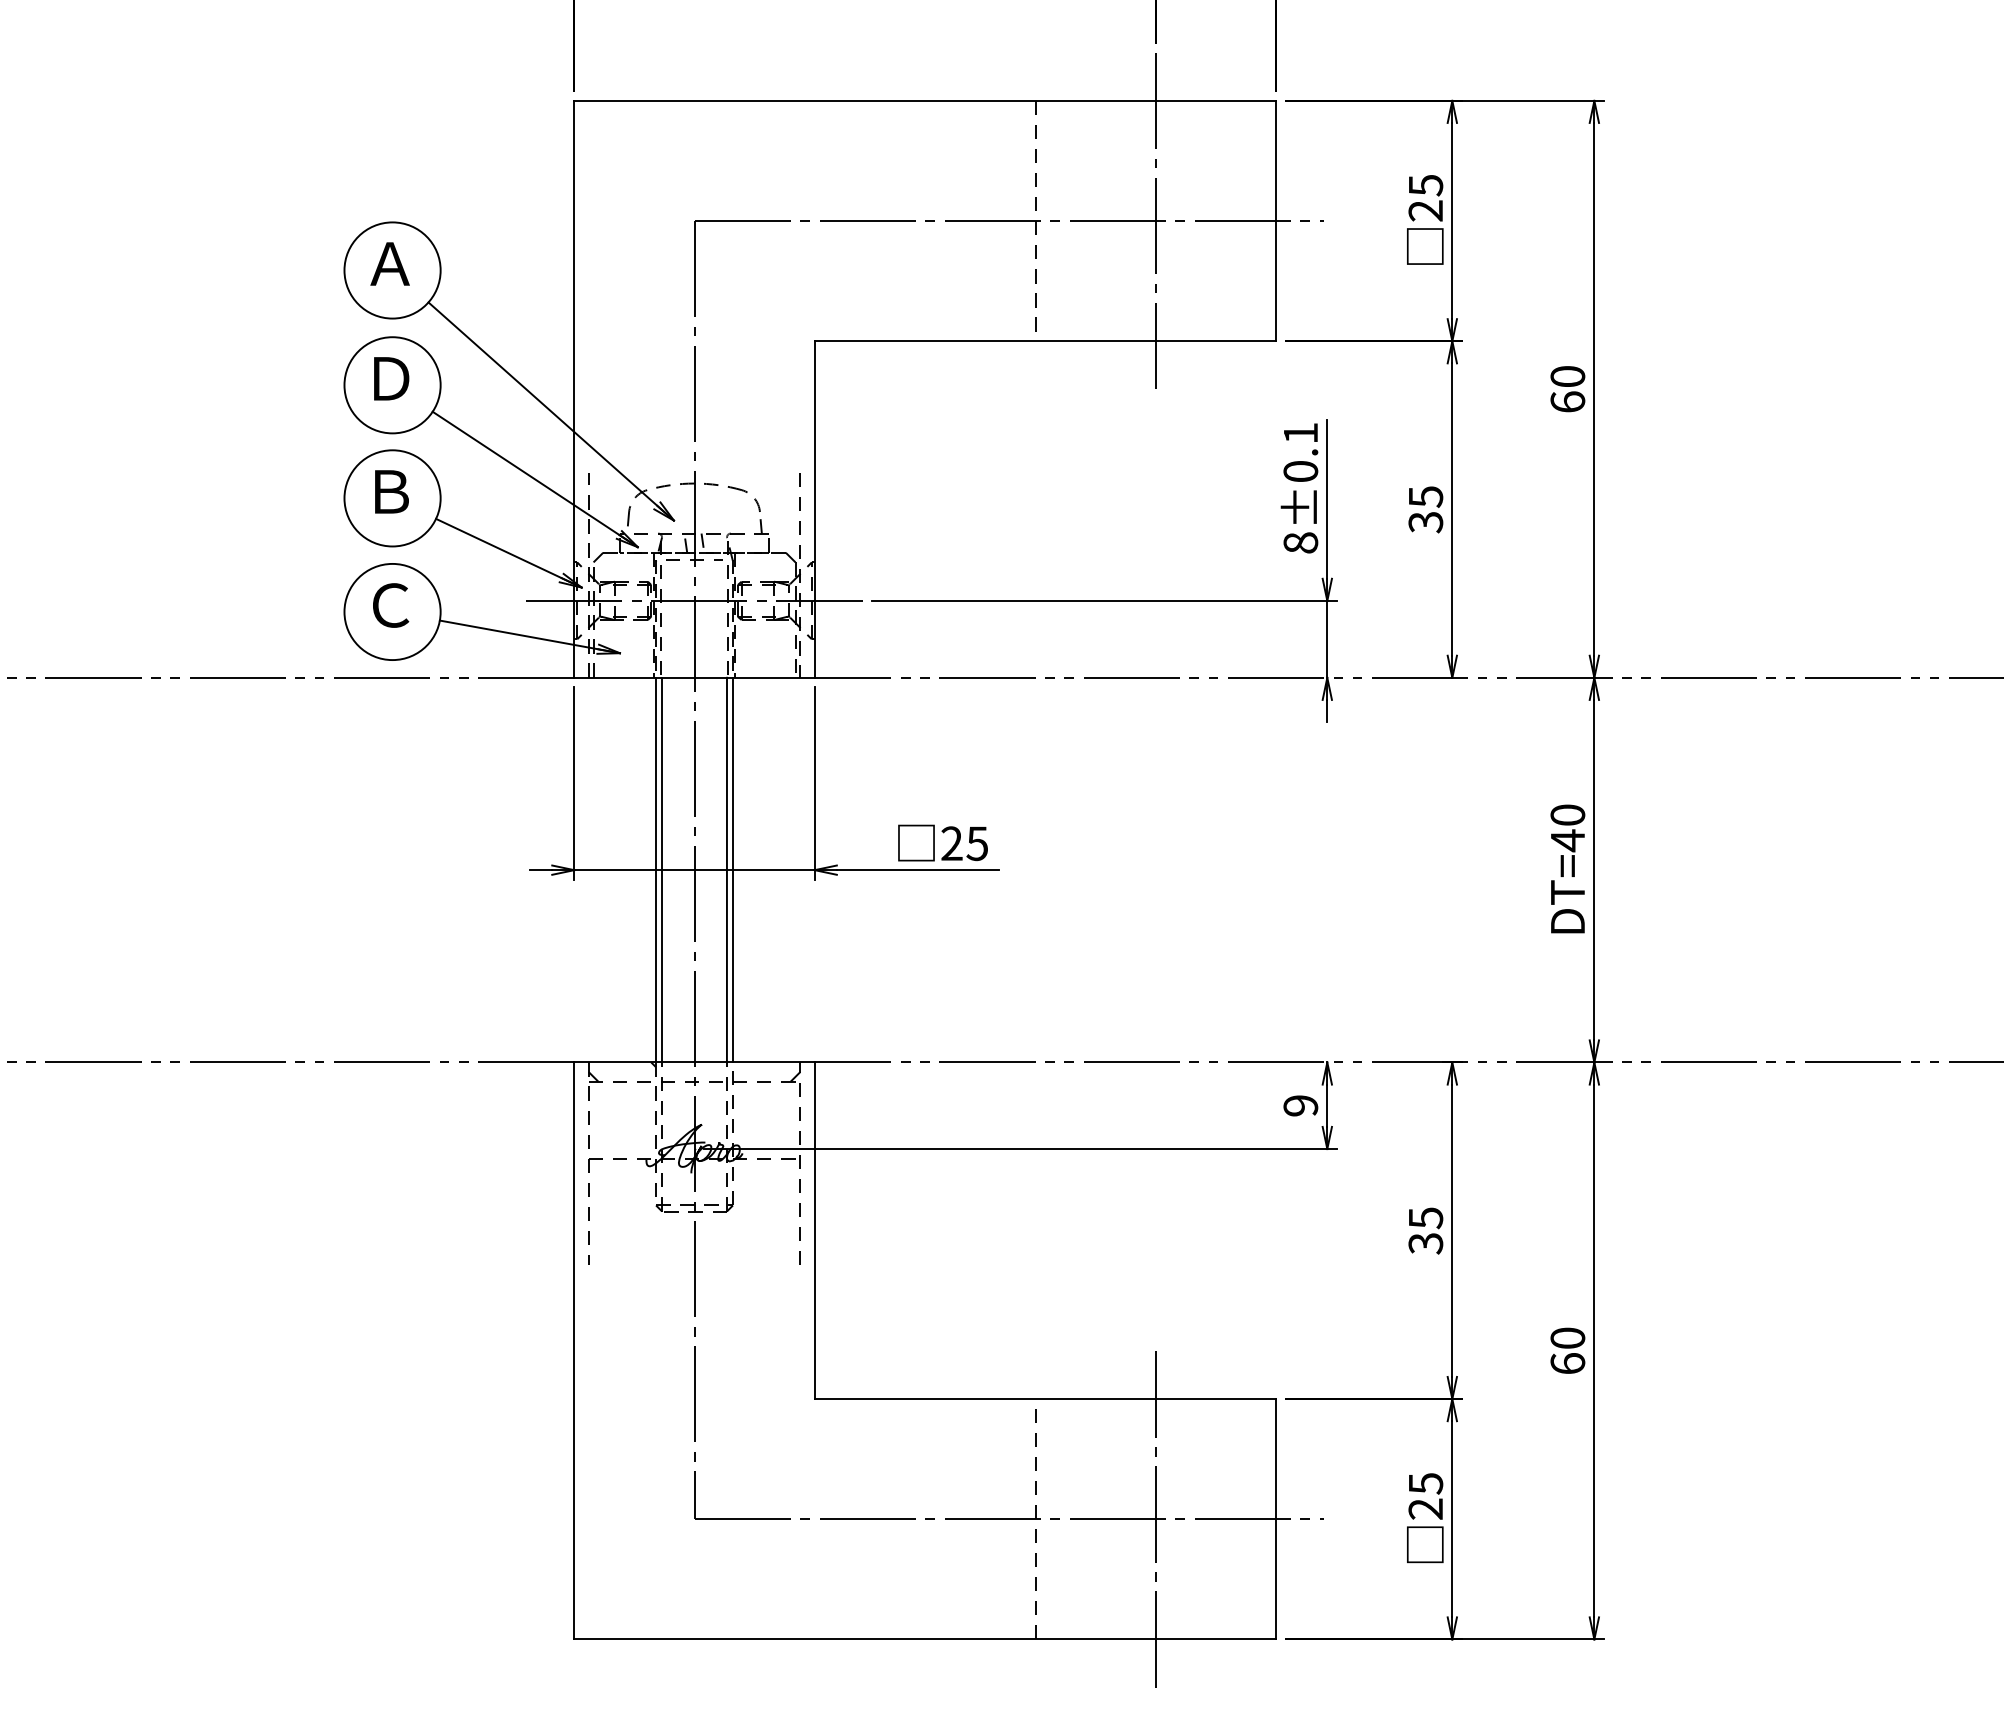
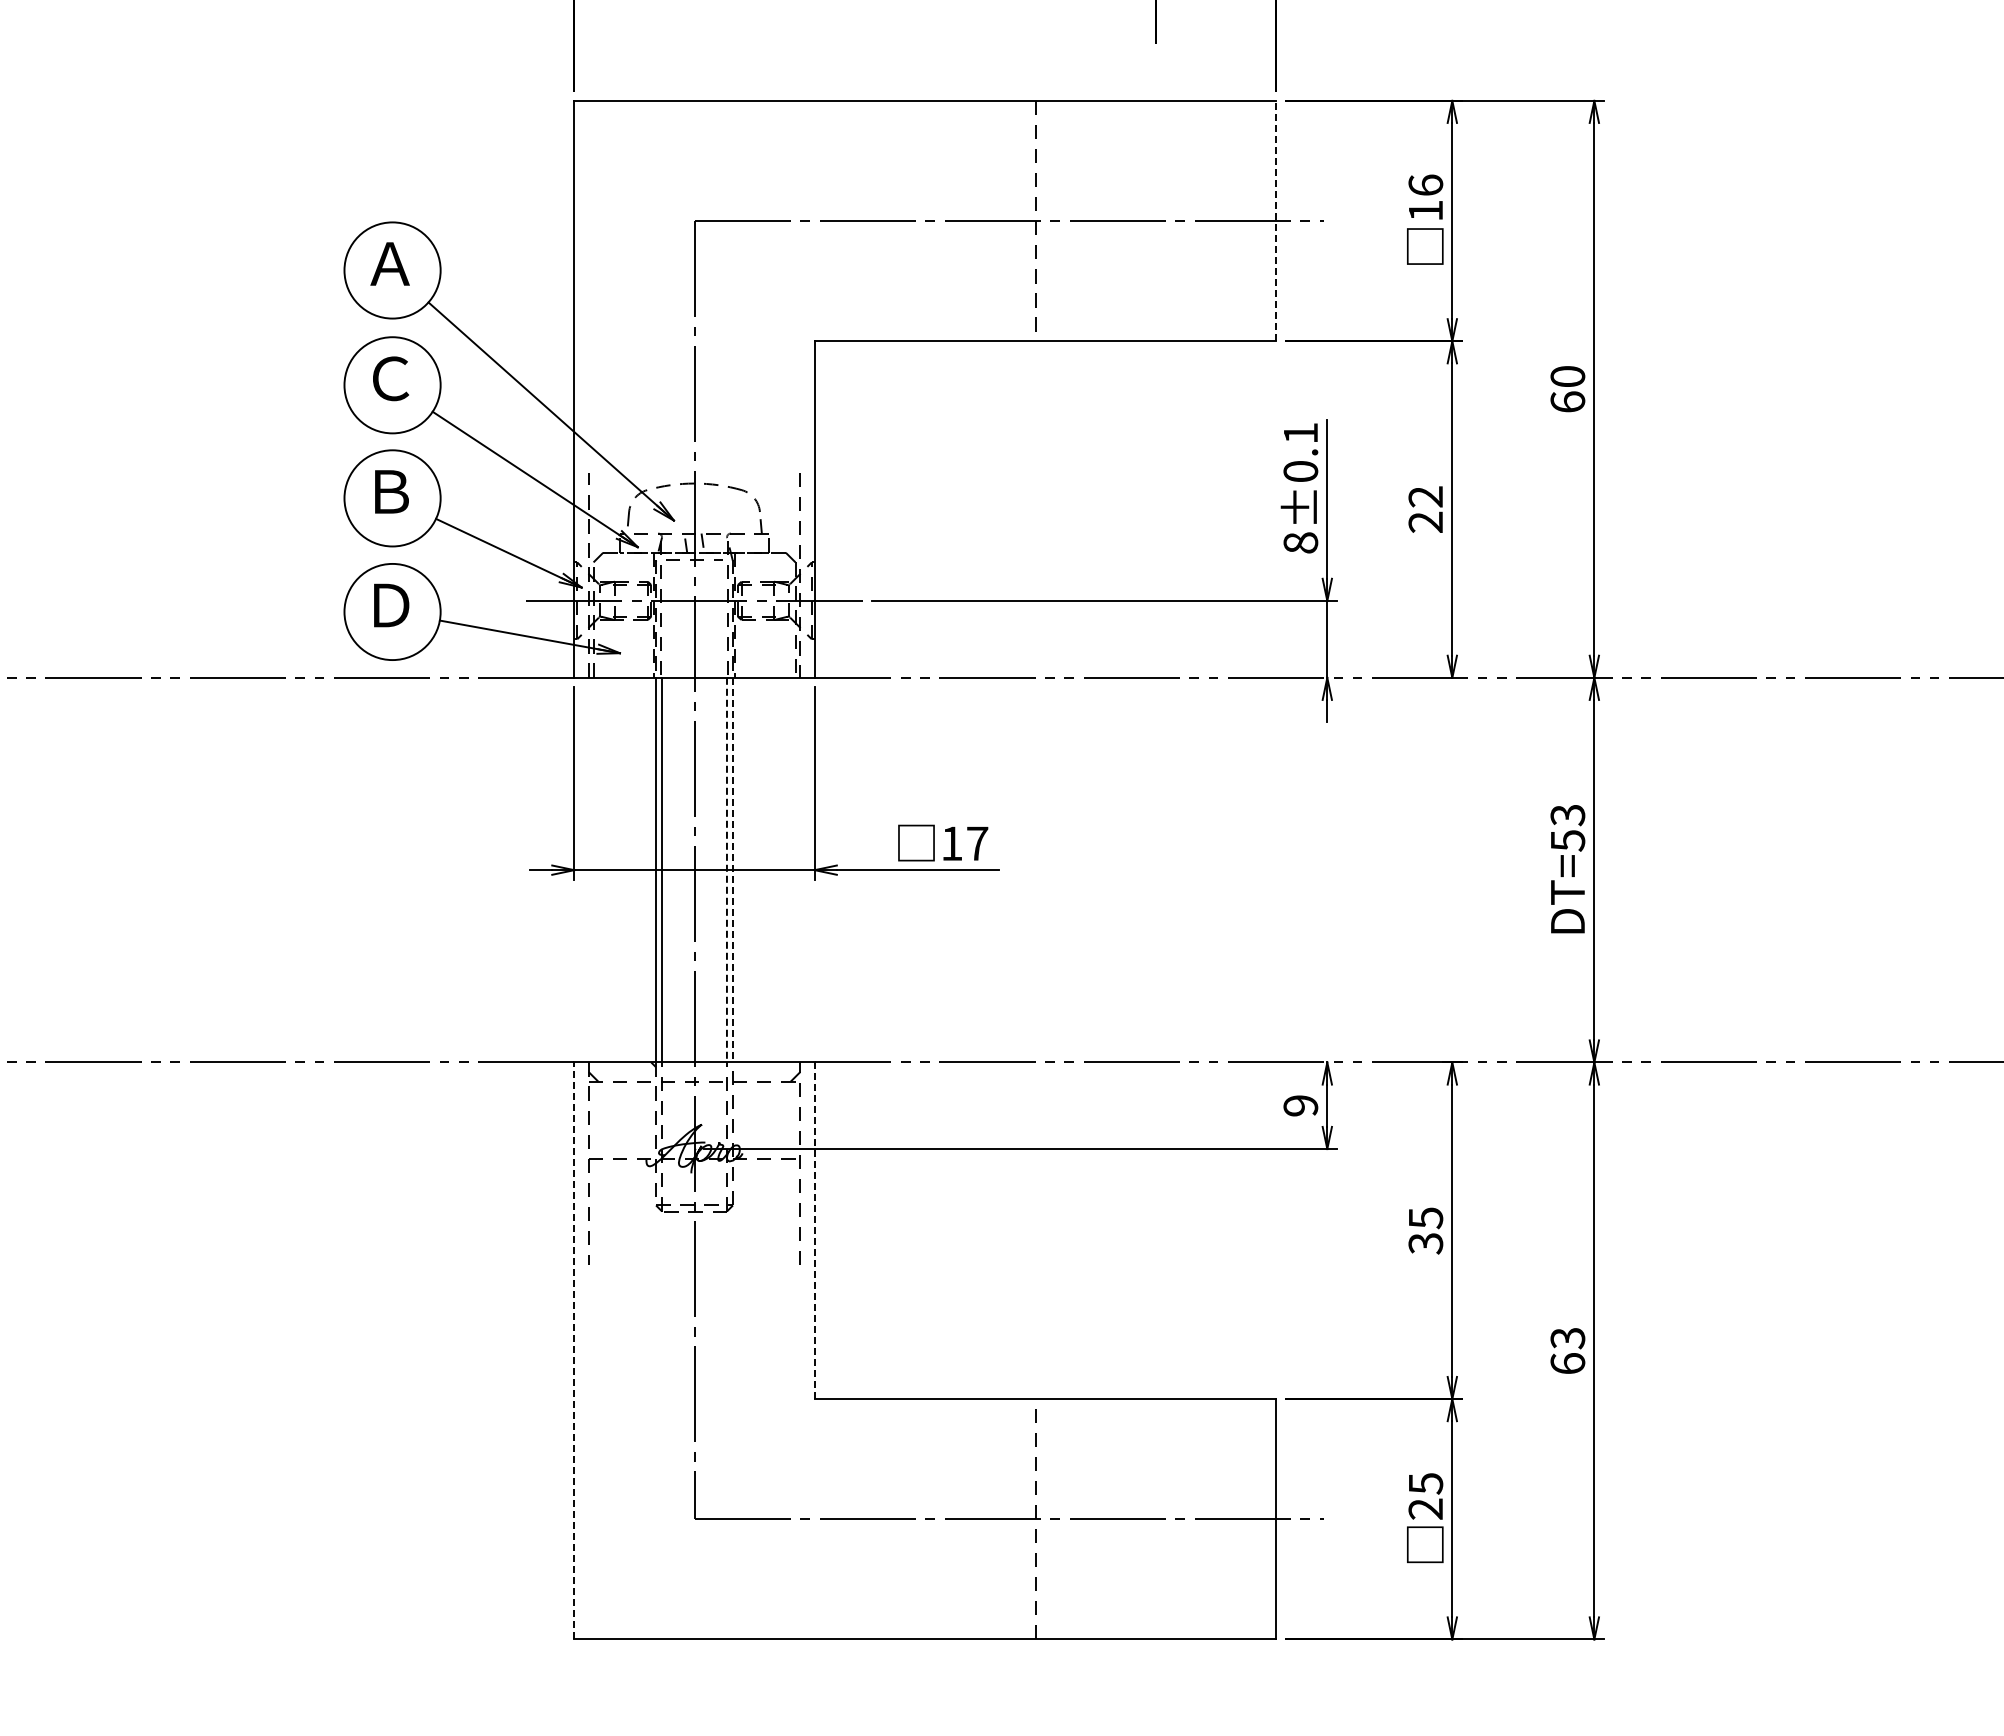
text: 25 -> 16 (1425, 197)
line: present -> none (1156, 220)
line: solid -> dashed (1276, 220)
text: Ｄ -> Ｃ (391, 378)
text: 35 -> 22 (1425, 509)
text: Ｃ -> Ｄ (391, 605)
text: DT=40 -> DT=53 (1567, 828)
text: 25 -> 17 (964, 843)
line: solid -> dashed (726, 870)
line: solid -> dashed (733, 870)
line: solid -> dashed (814, 1231)
text: 60 -> 63 (1567, 1338)
line: solid -> dashed (574, 1350)
line: present -> none (1156, 1518)
